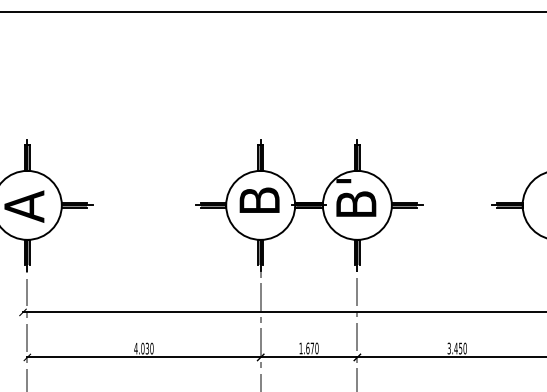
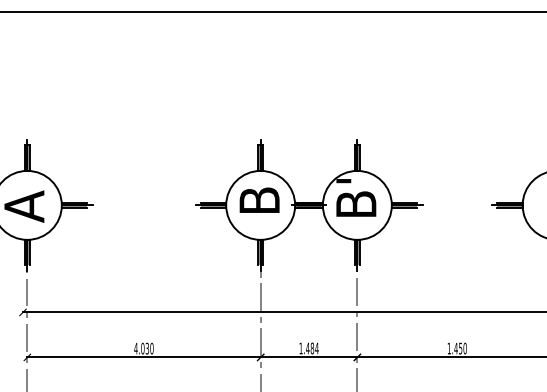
text: 1.670 -> 1.484 (312, 348)
text: 3.450 -> 1.450 (448, 348)
